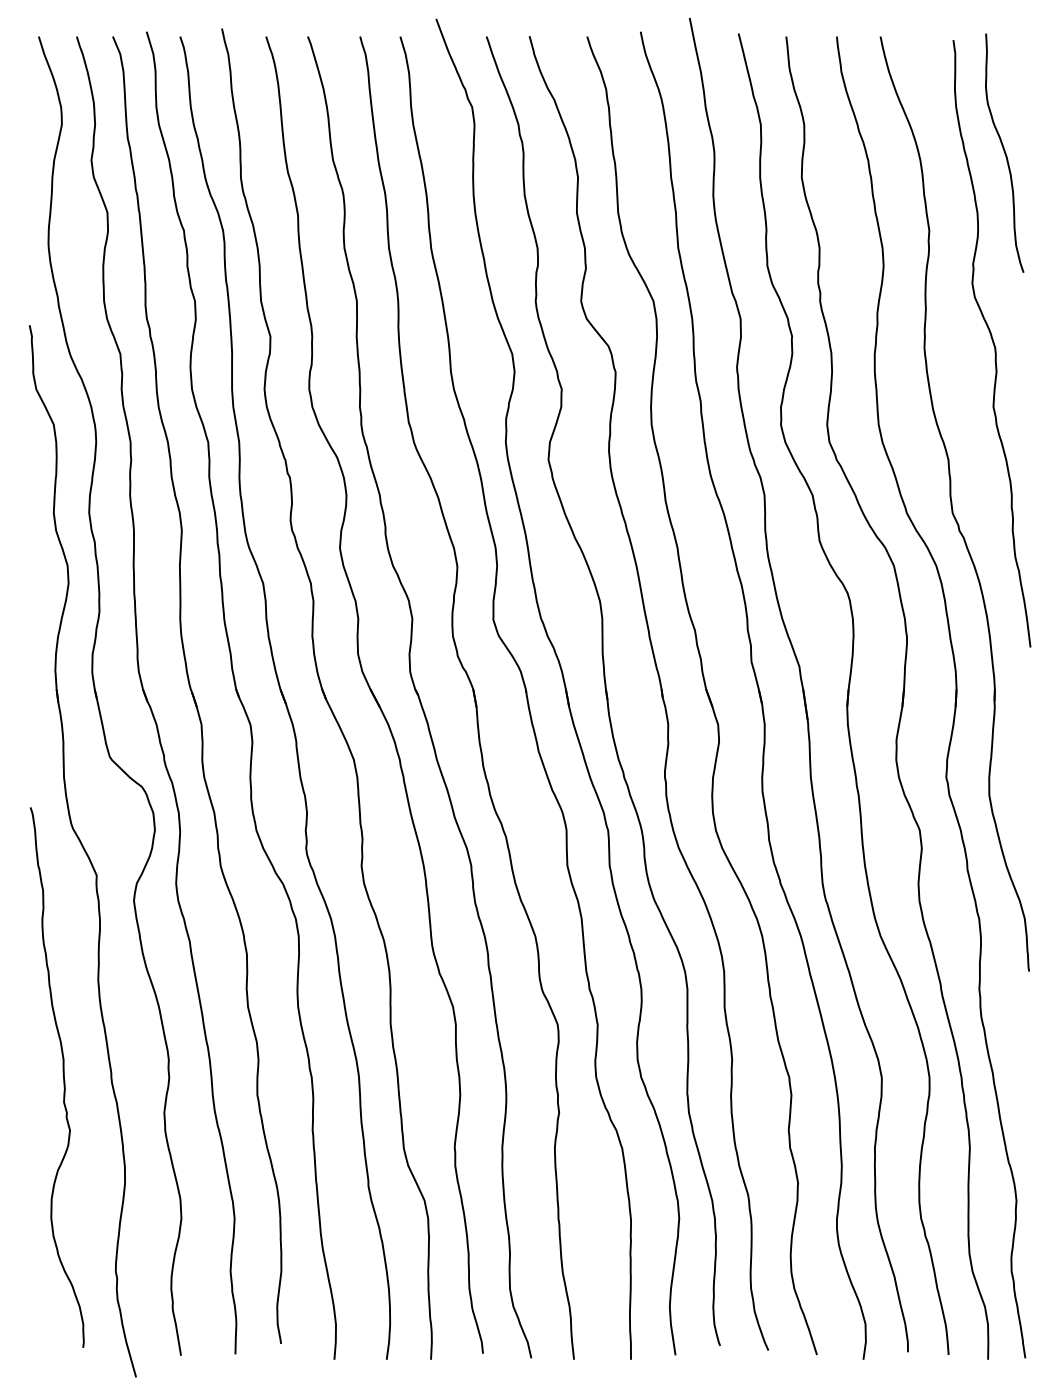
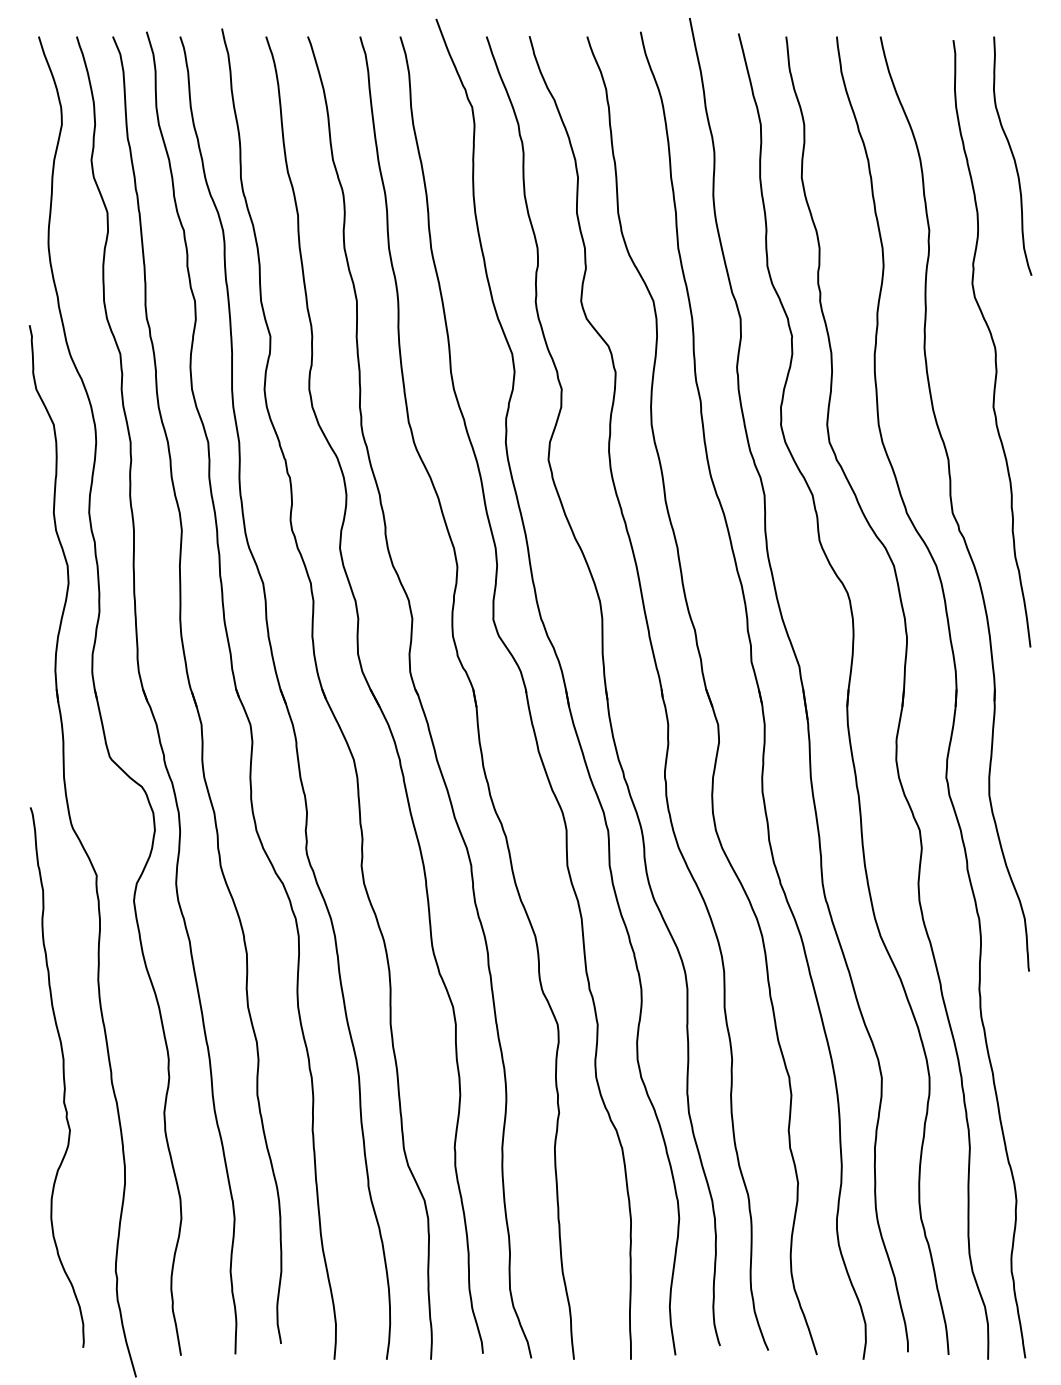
curve position: (1004, 152) -> (1012, 155) (1012, 155)
